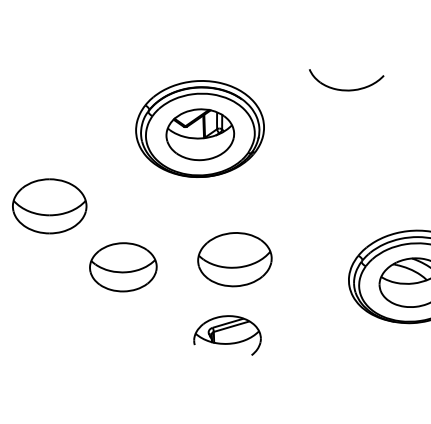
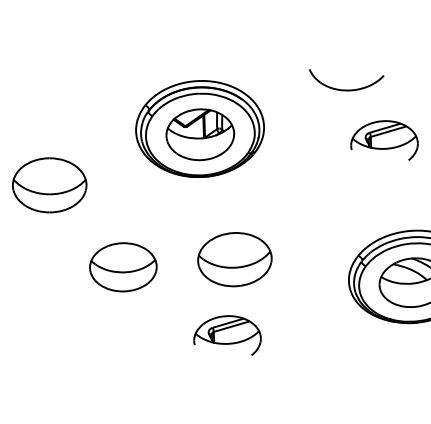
part: none -> present (384, 140)
part position: (49, 206) -> (49, 185) (49, 185)
